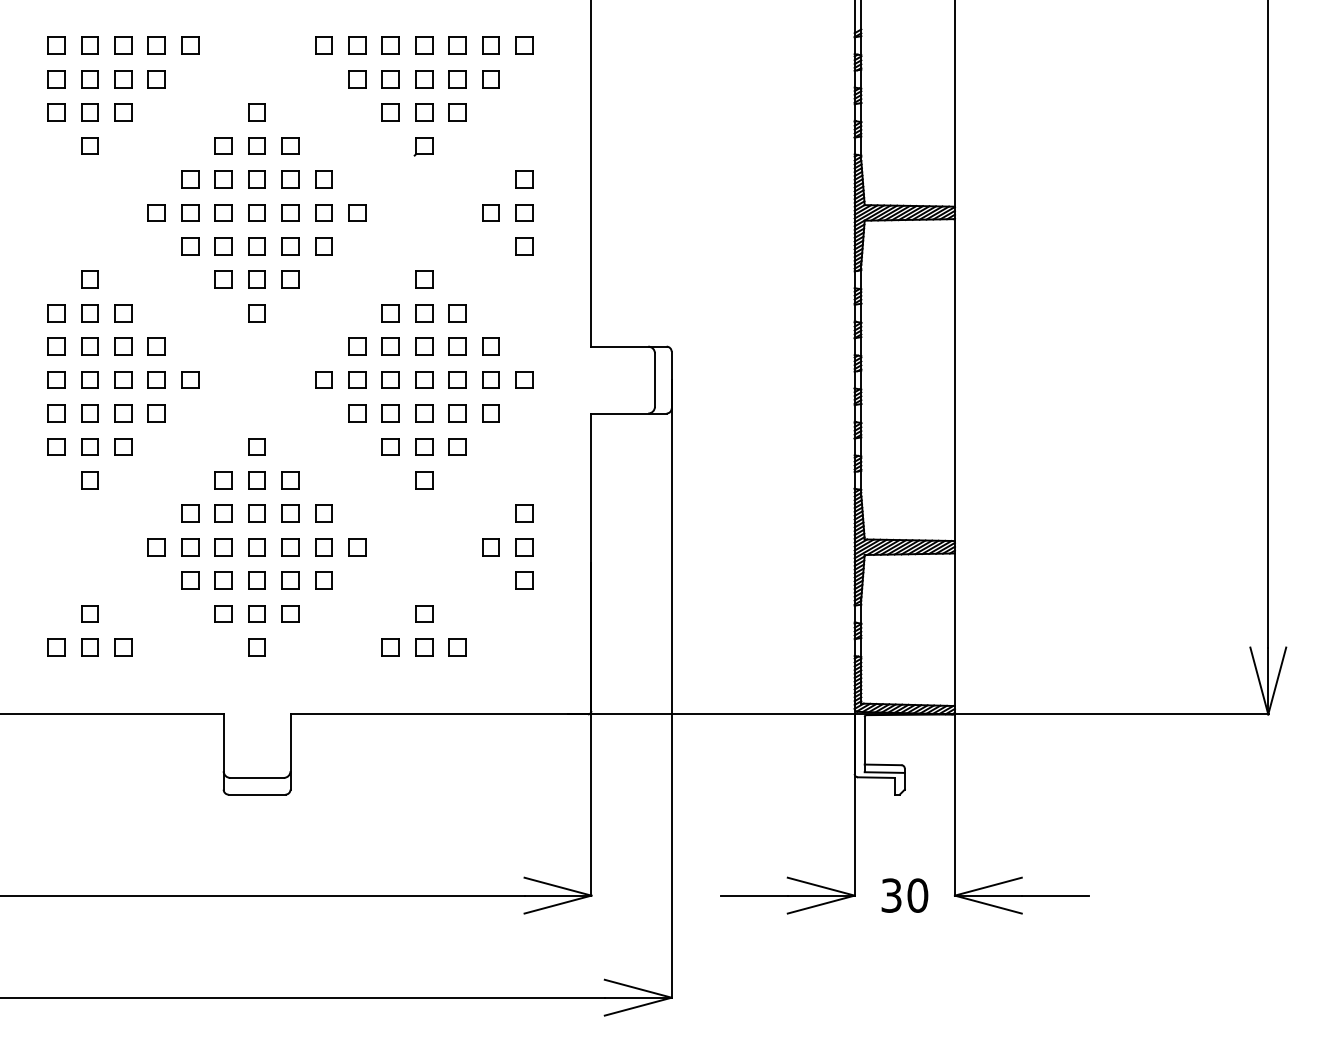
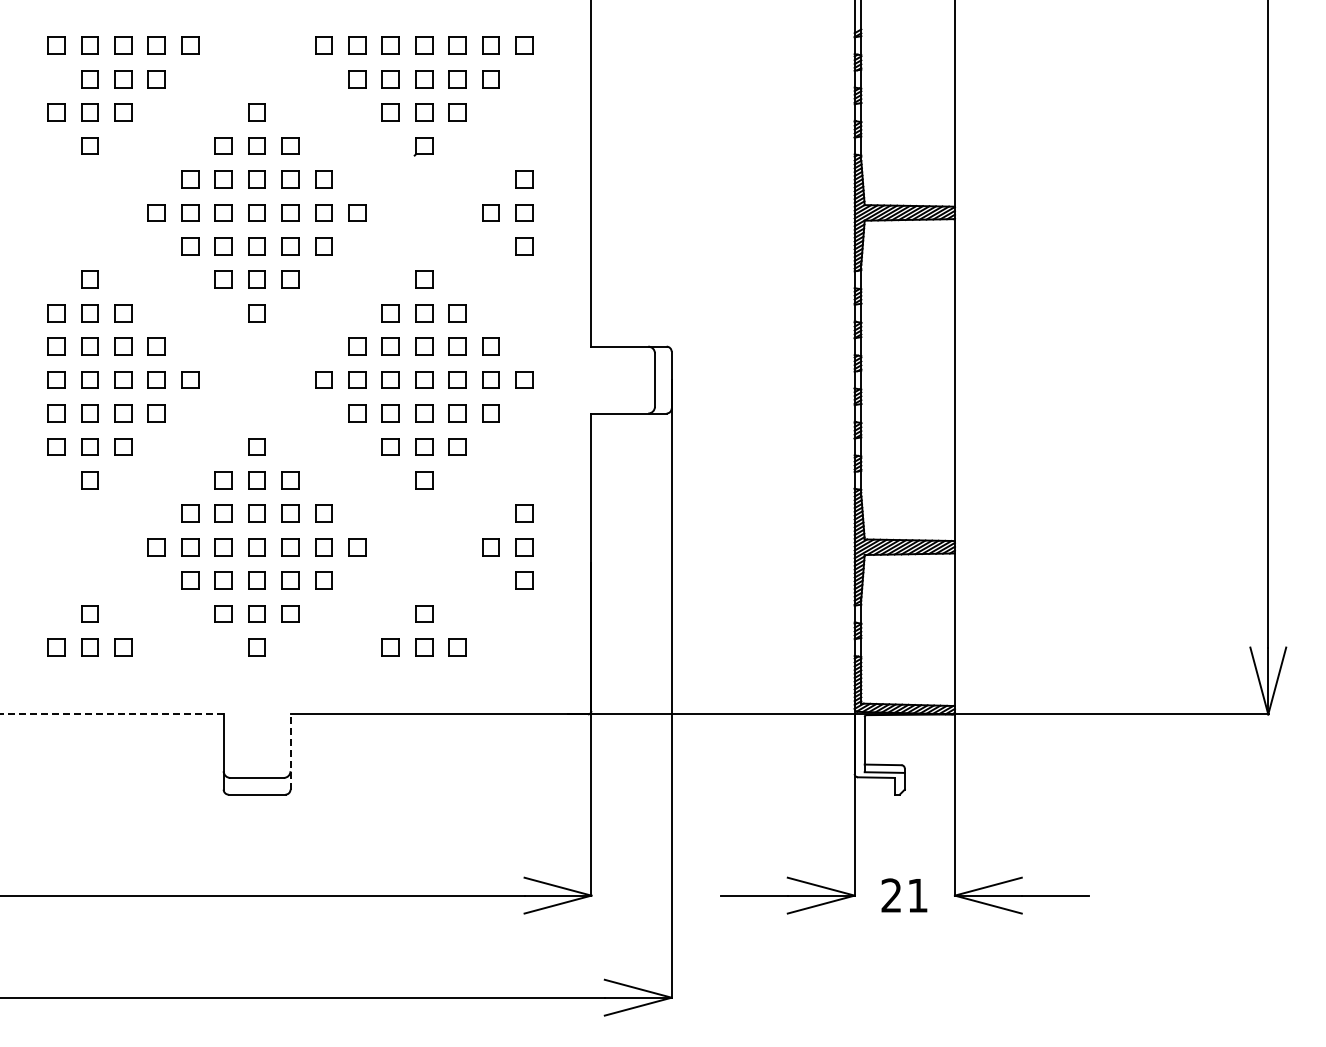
part: present -> none (56, 79)
line: solid -> dashed (111, 714)
line: solid -> dashed (290, 752)
text: 30 -> 21 (904, 895)
